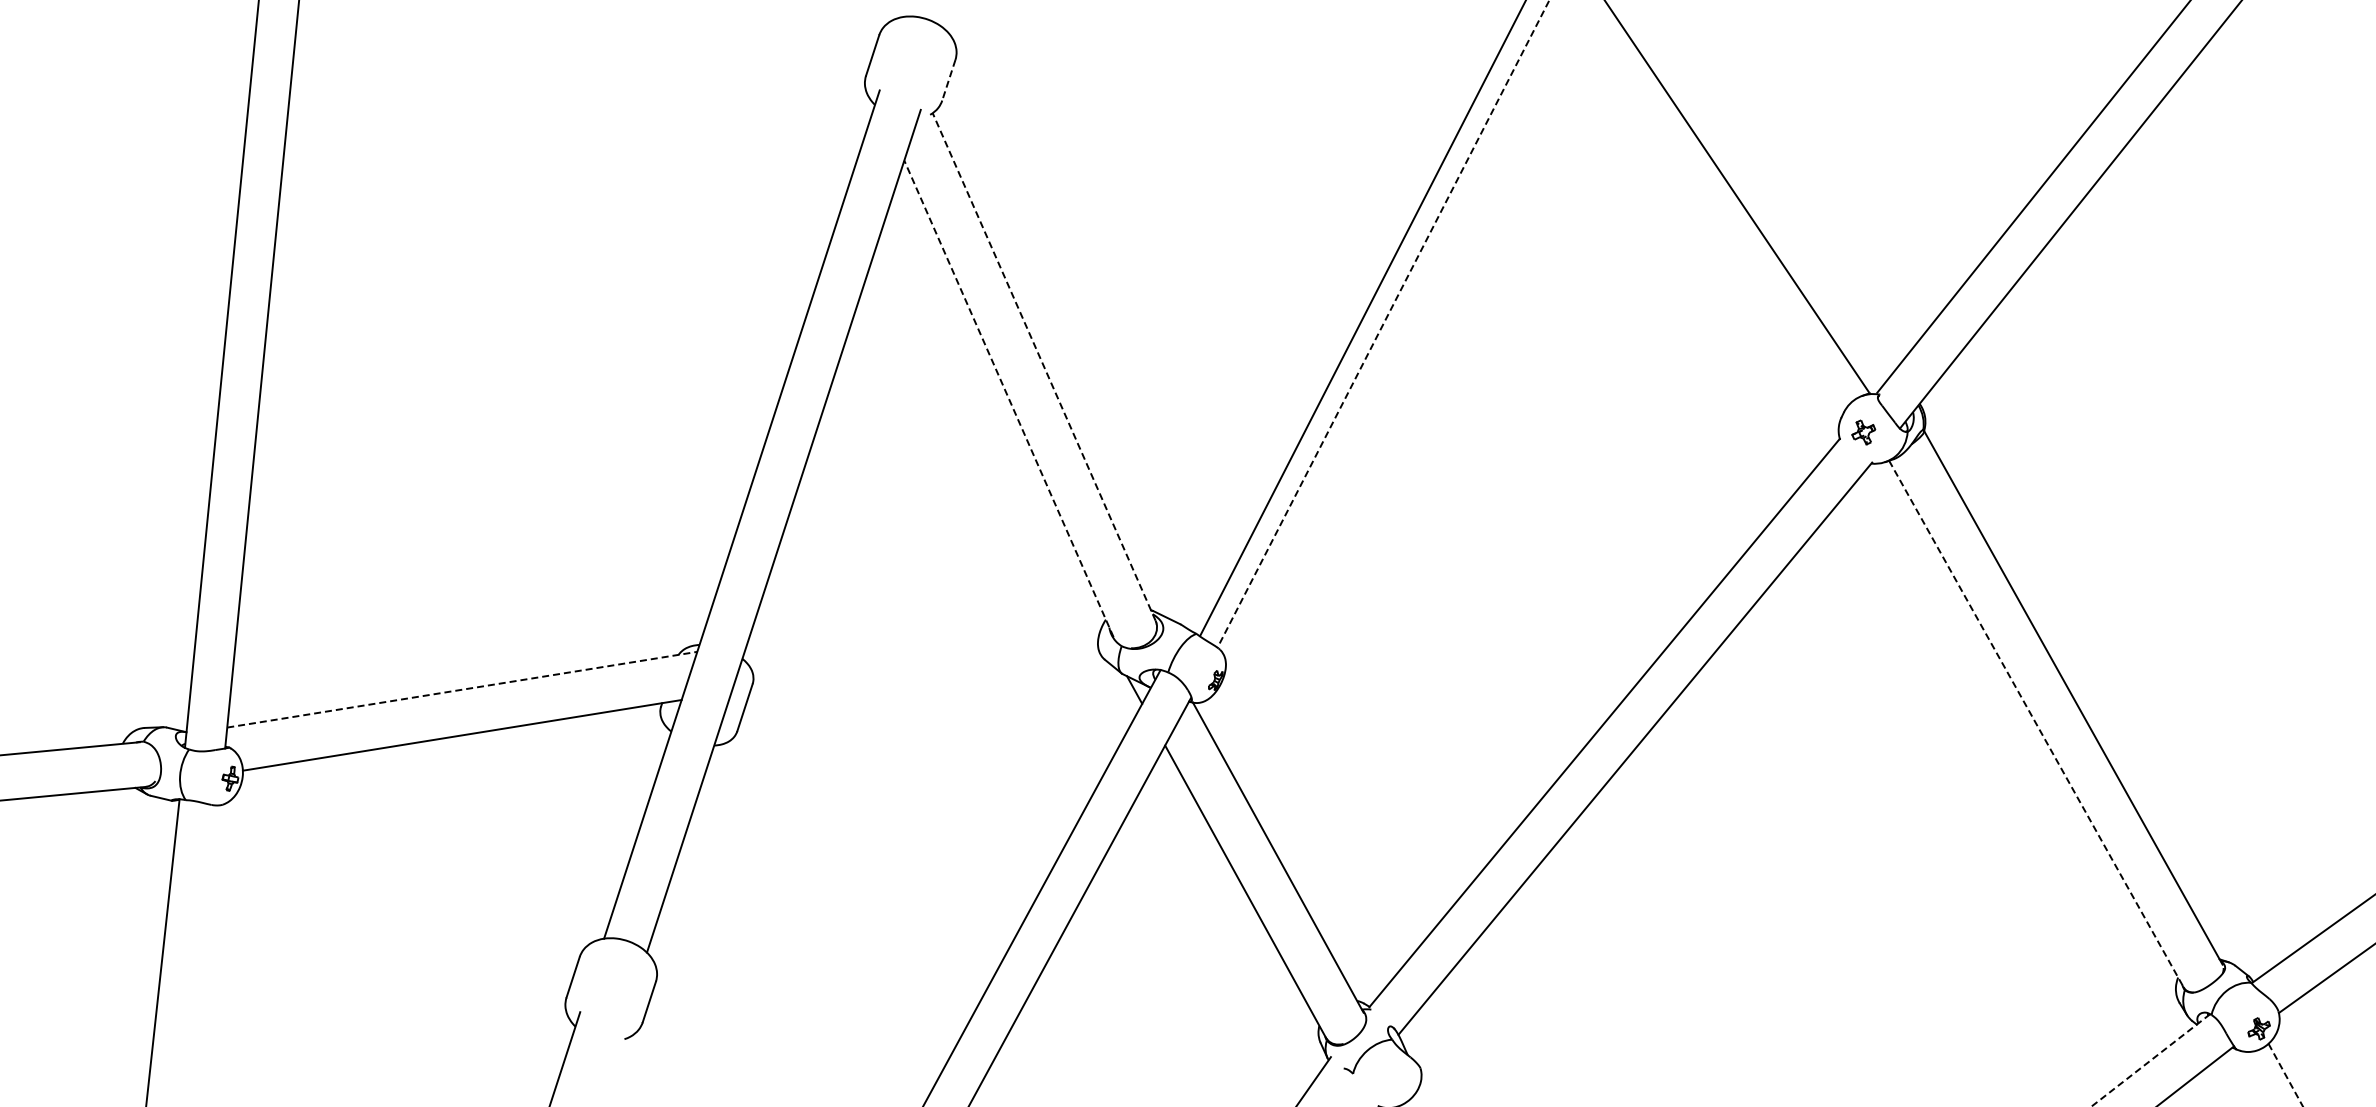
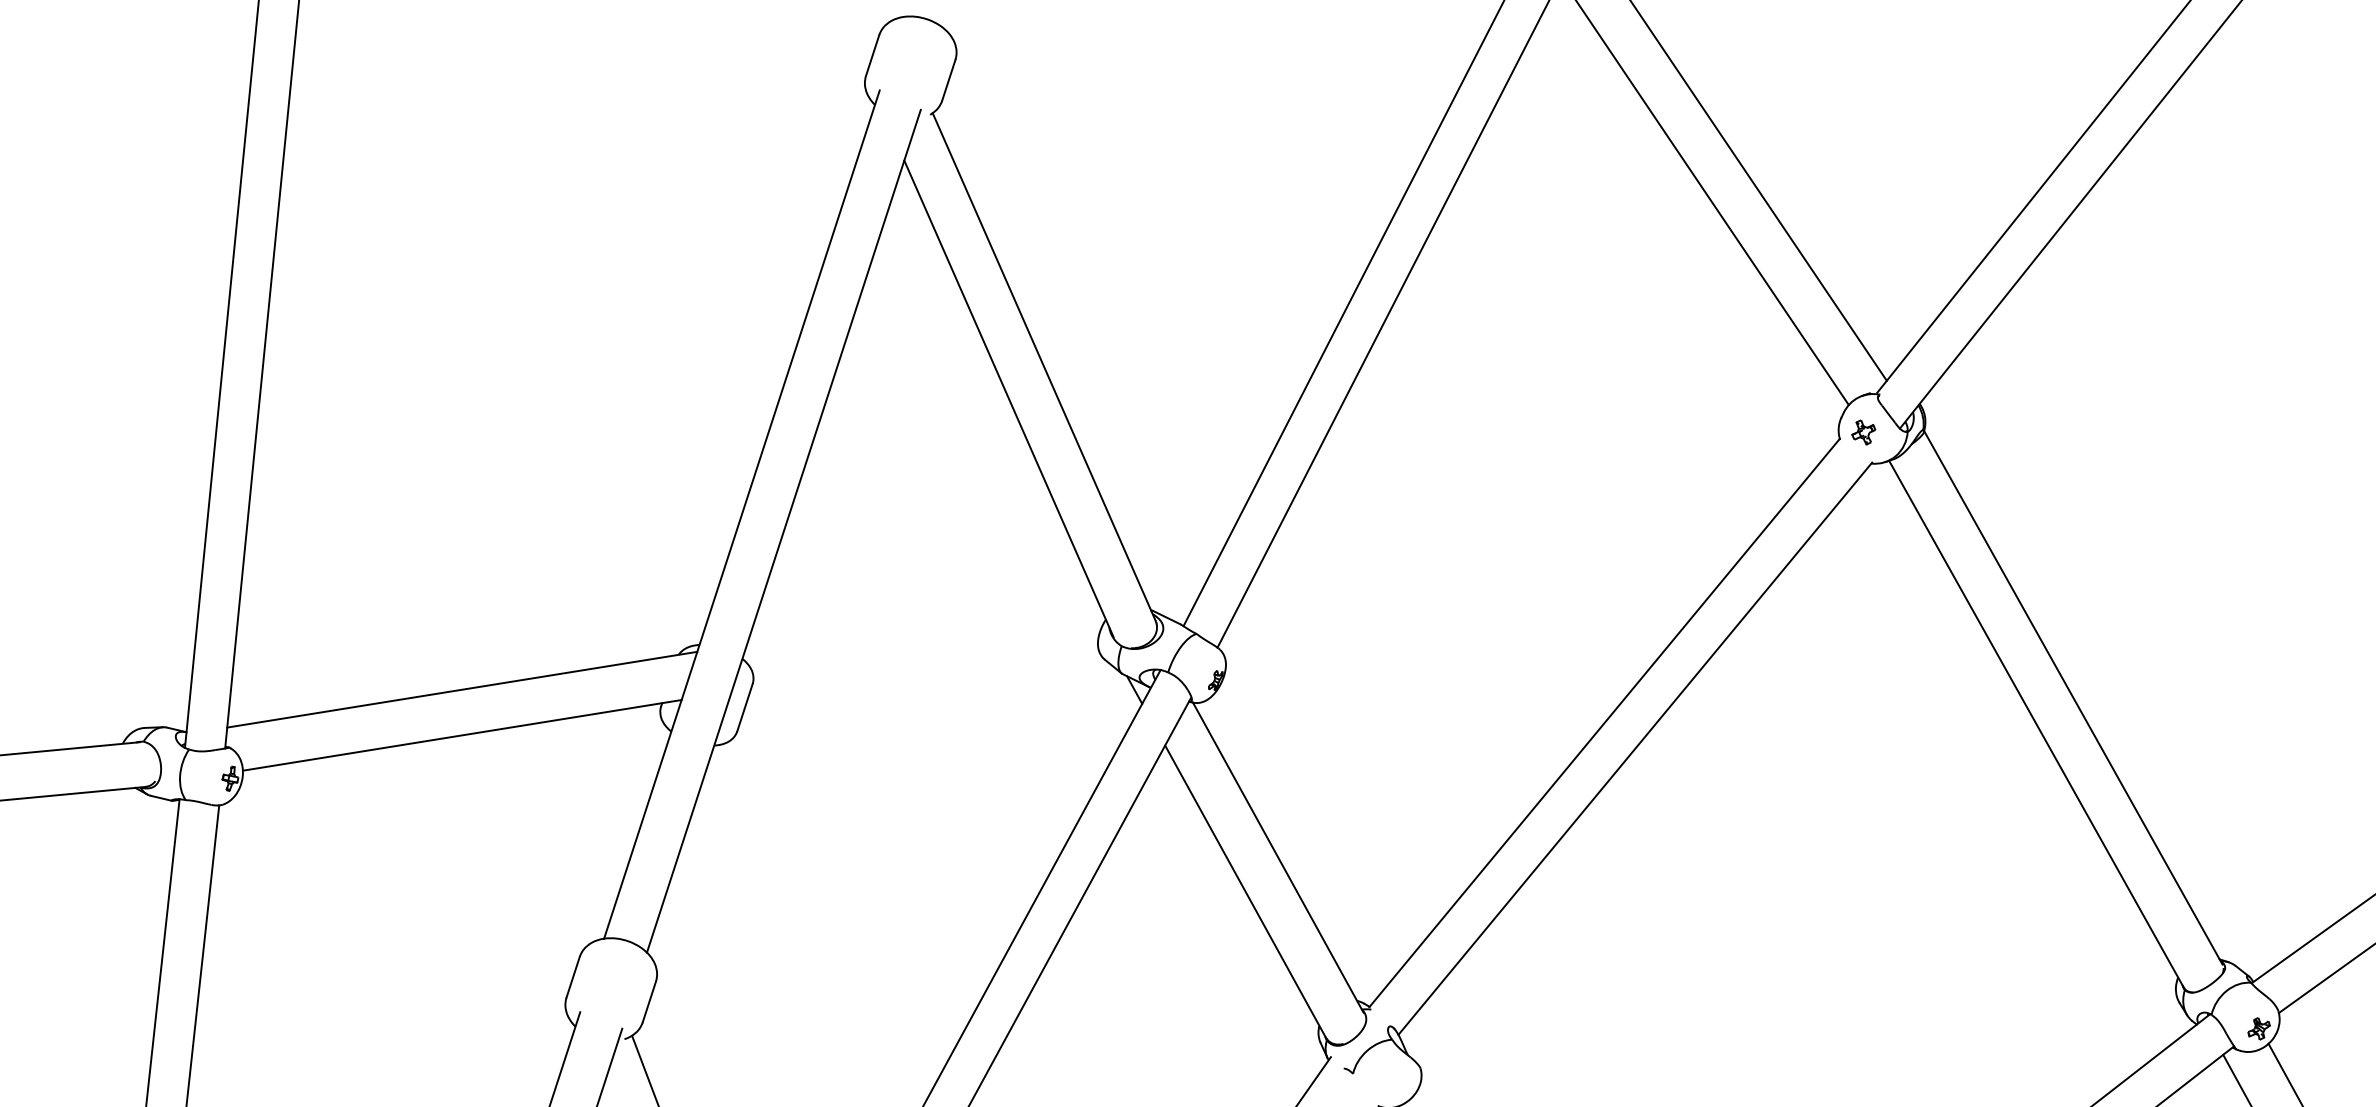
line: dashed -> solid (948, 80)
line: none -> present (1758, 191)
line position: (1737, 197) -> (1712, 203) (1712, 203)
line position: (1362, 318) -> (1343, 314) (1343, 314)
line: dashed -> solid (1383, 323)
line: dashed -> solid (1043, 366)
line: dashed -> solid (1008, 398)
line: dashed -> solid (462, 689)
line: dashed -> solid (2036, 724)
line: none -> present (202, 954)
line: dashed -> solid (2150, 1060)
line: none -> present (609, 1065)
line: none -> present (644, 1069)
line: dashed -> solid (2285, 1075)
line: none -> present (2236, 1078)
